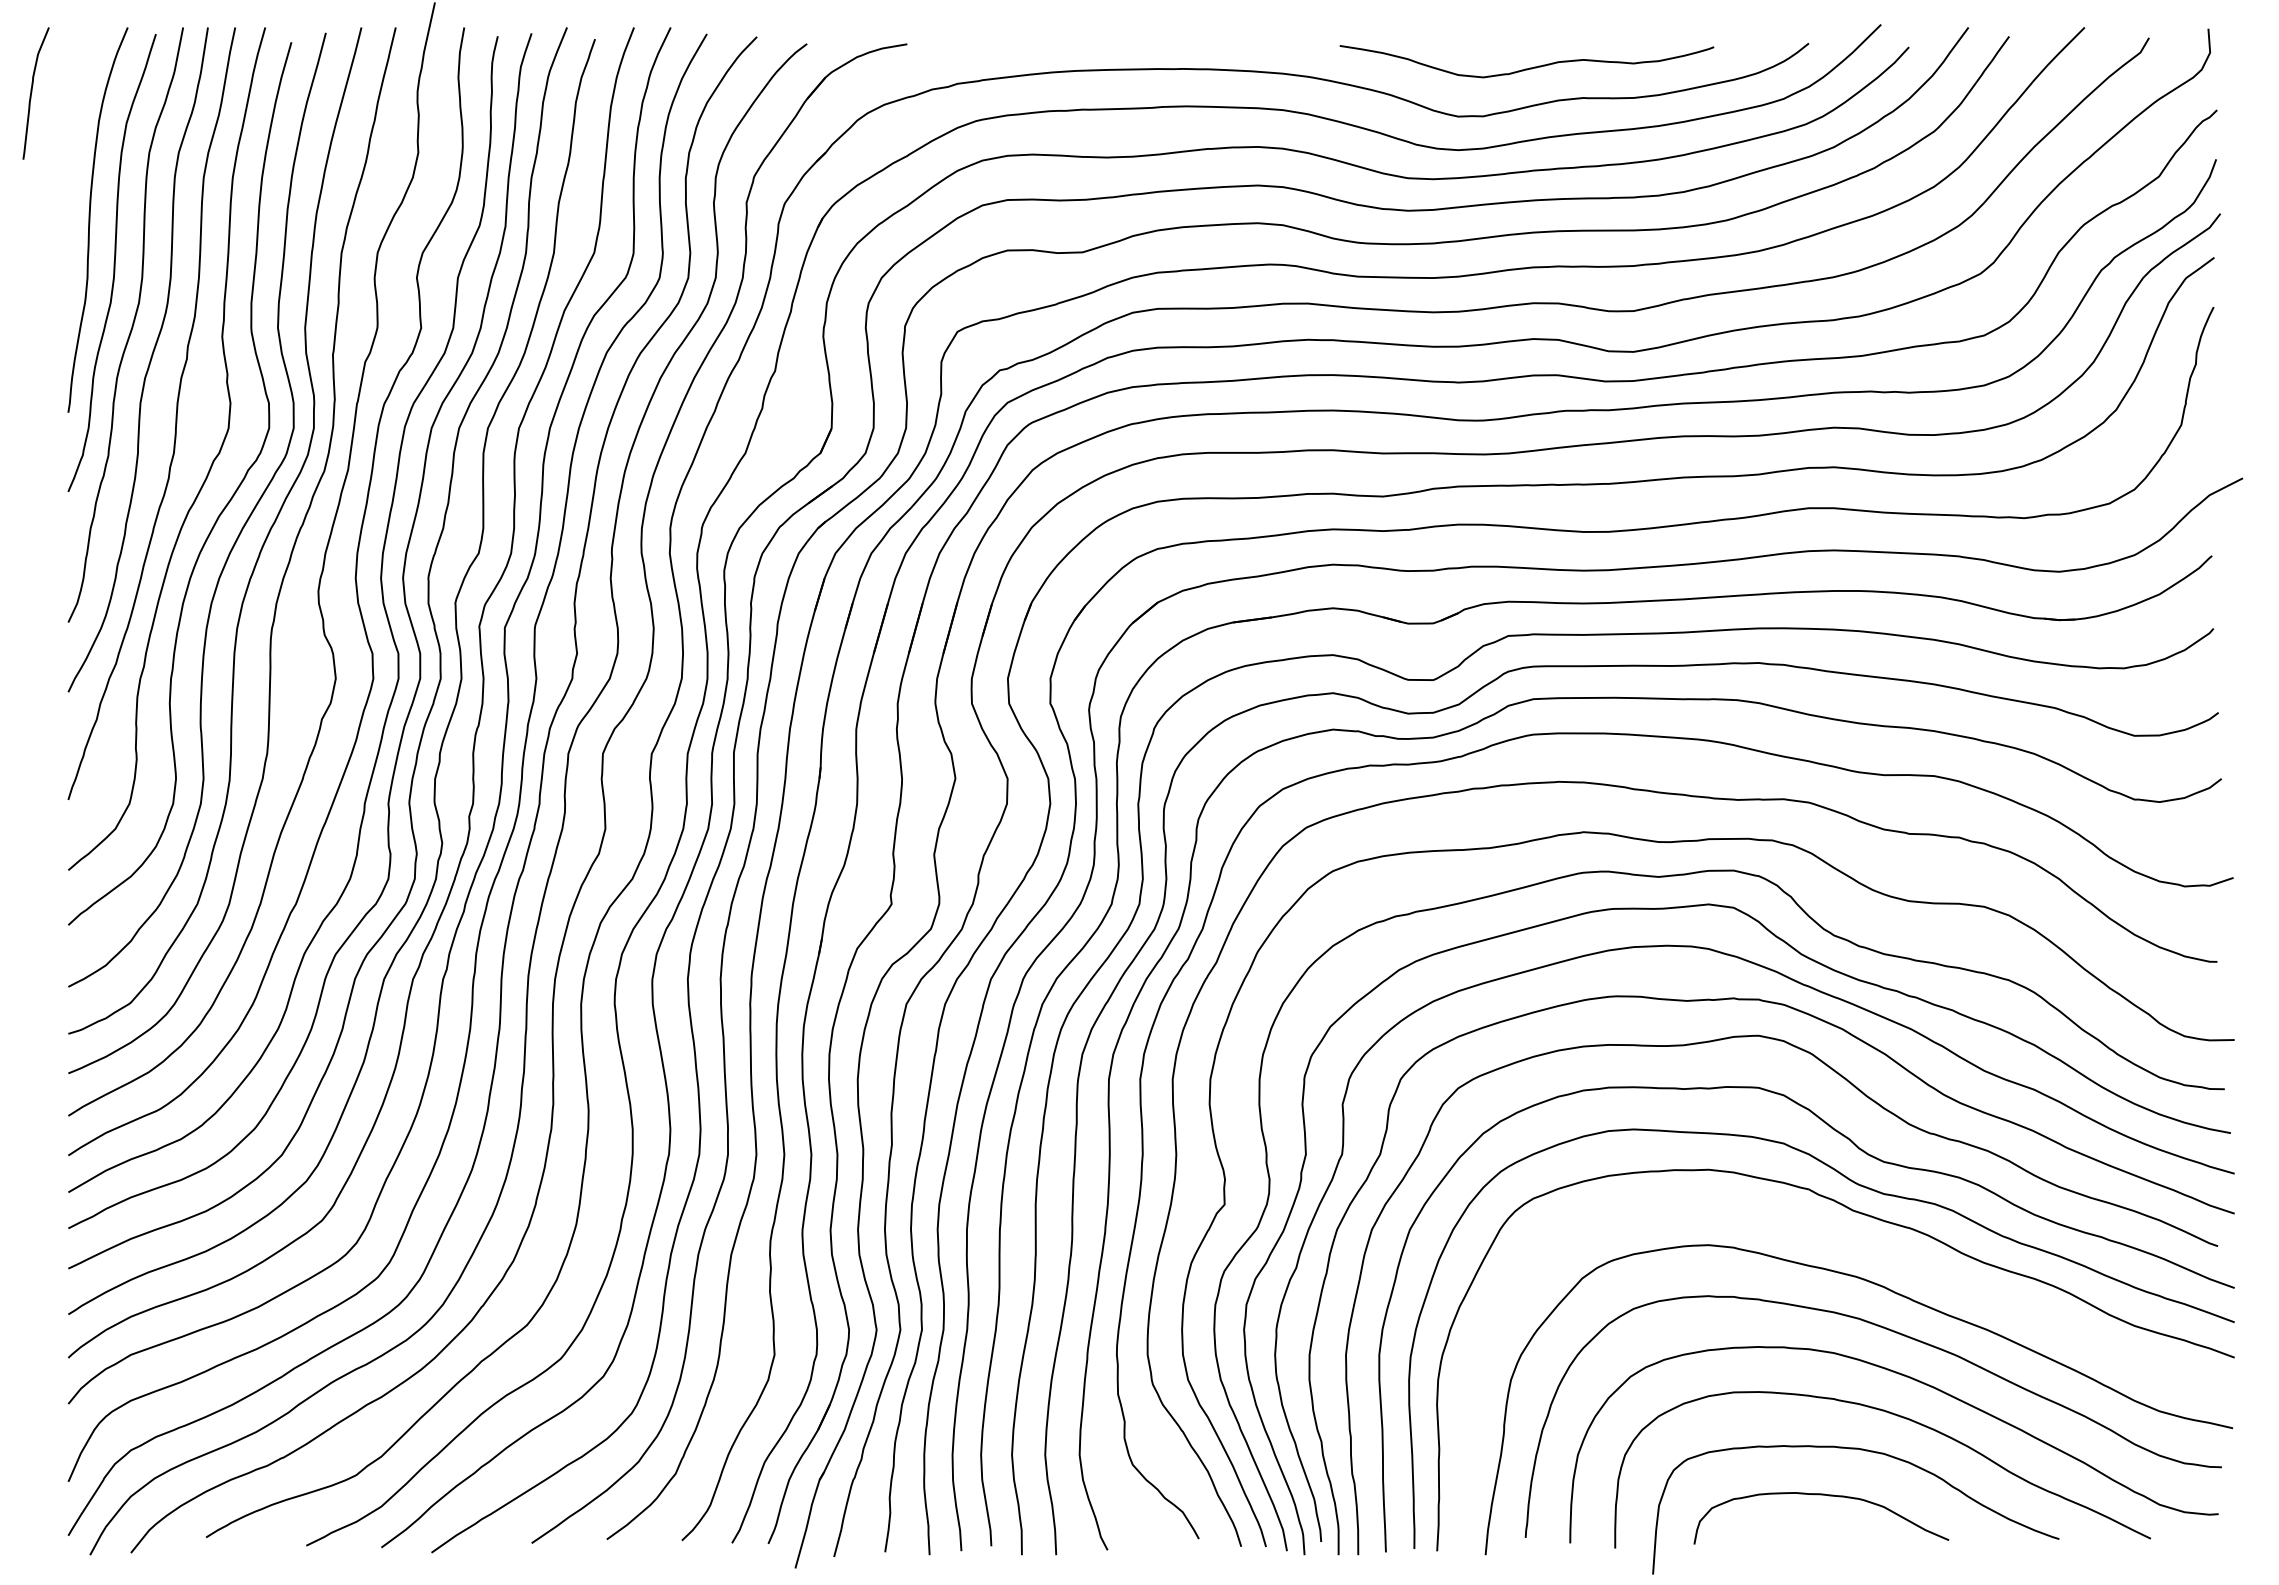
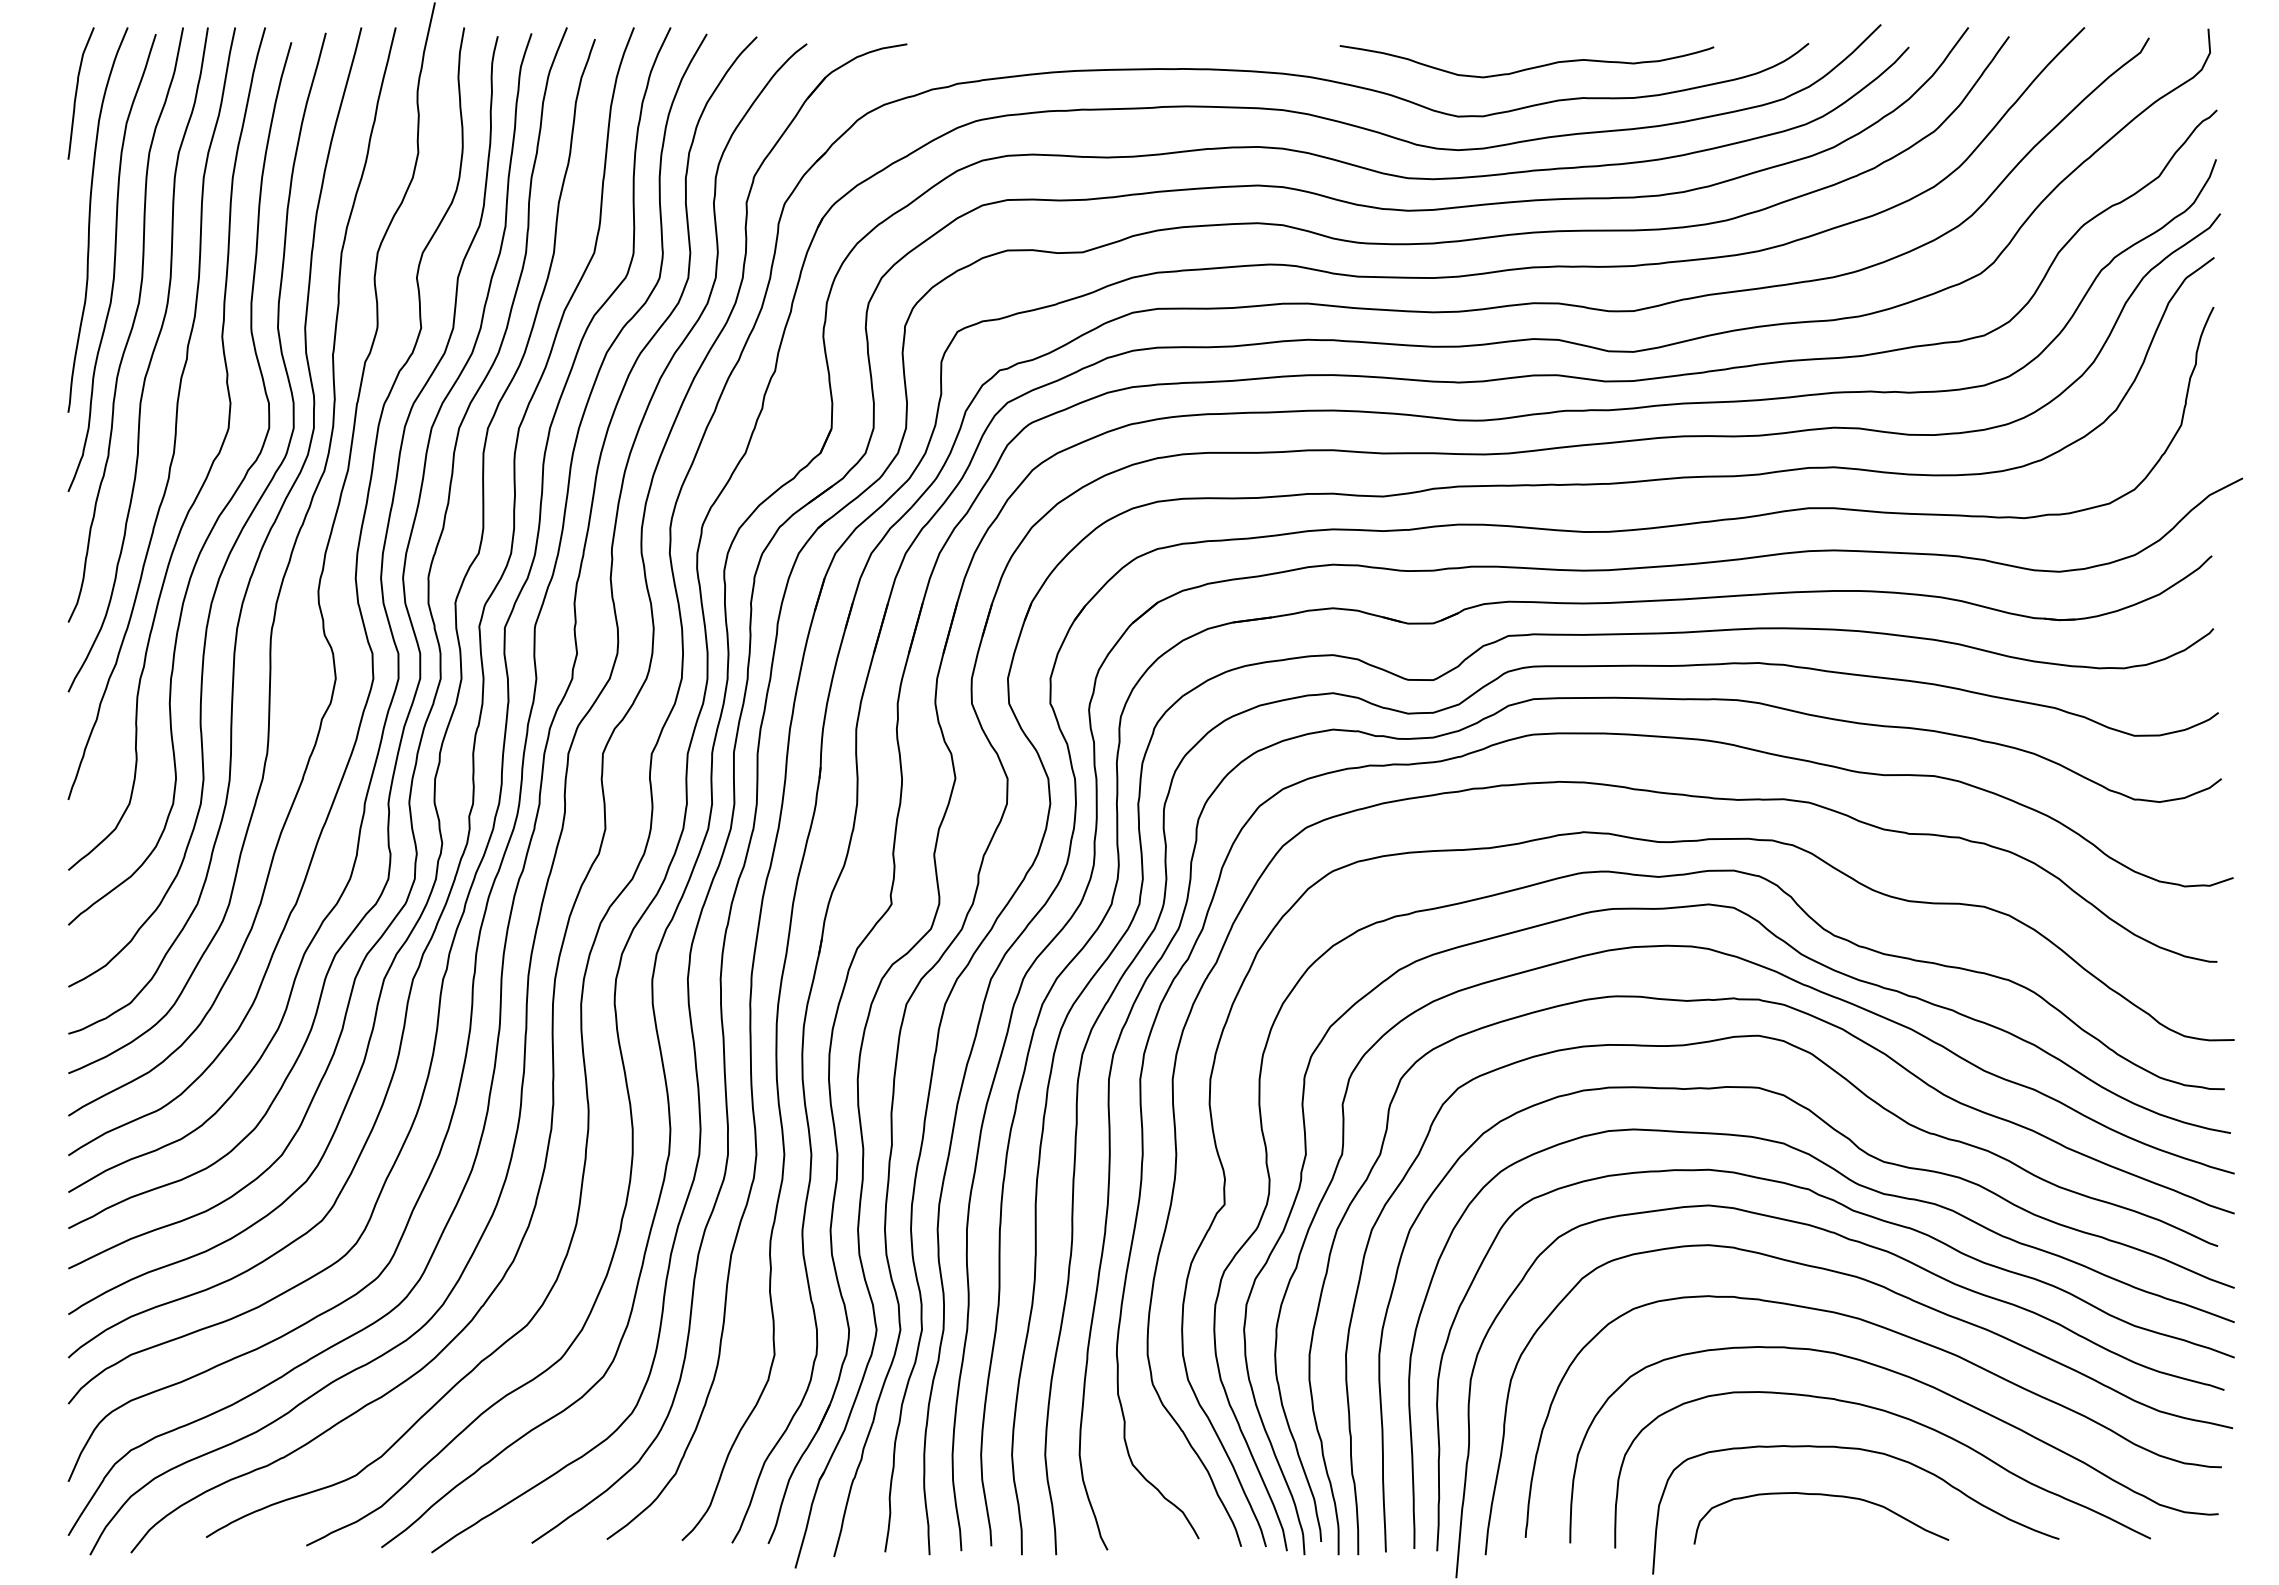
curve position: (32, 92) -> (77, 92) (77, 92)
curve: none -> present (1897, 1257)
